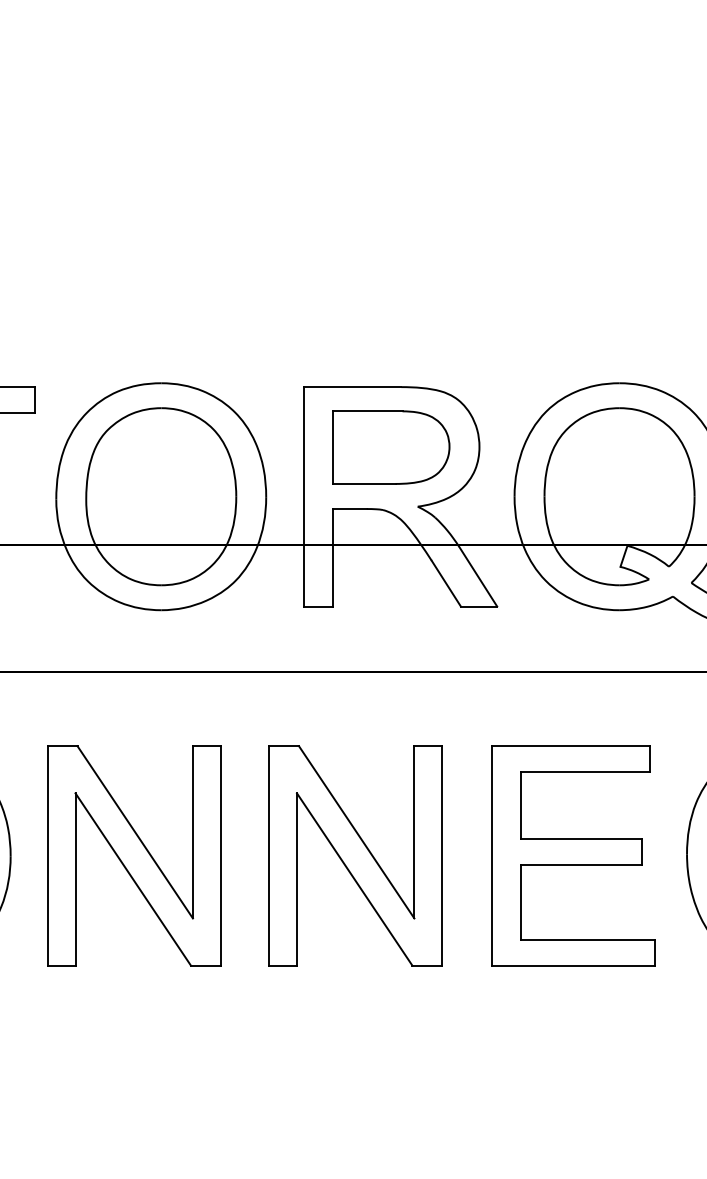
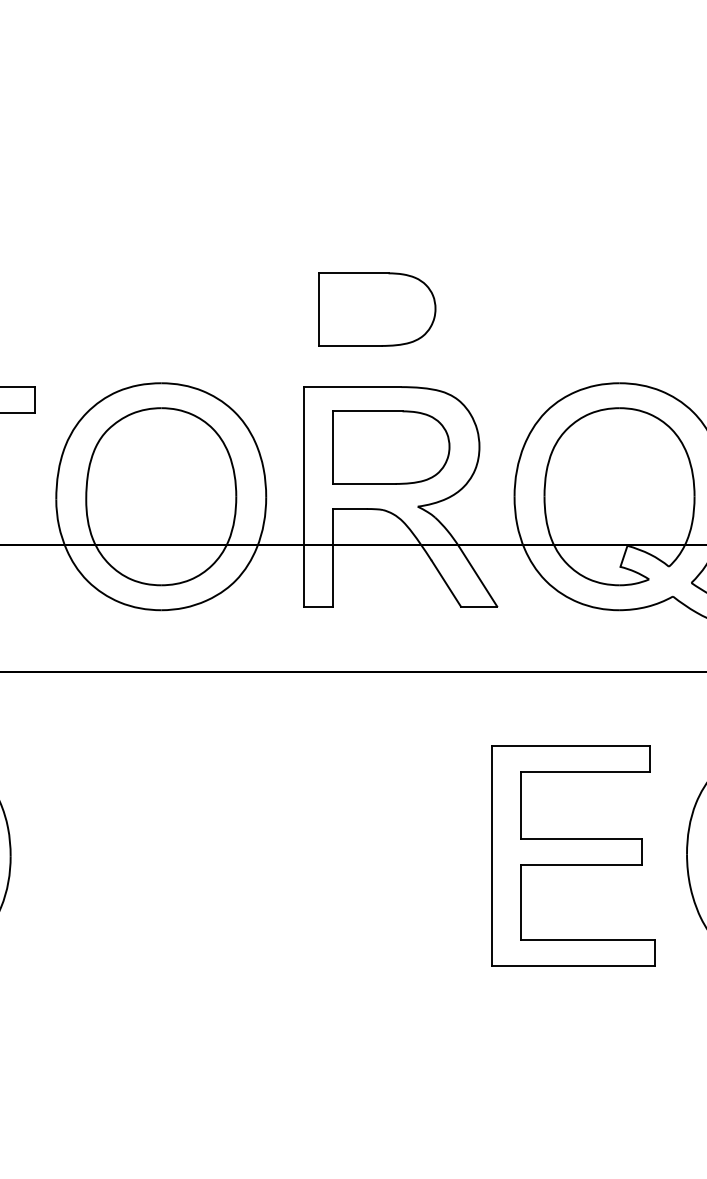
part: none -> present (377, 309)
part: present -> none (134, 855)
part: present -> none (355, 855)
